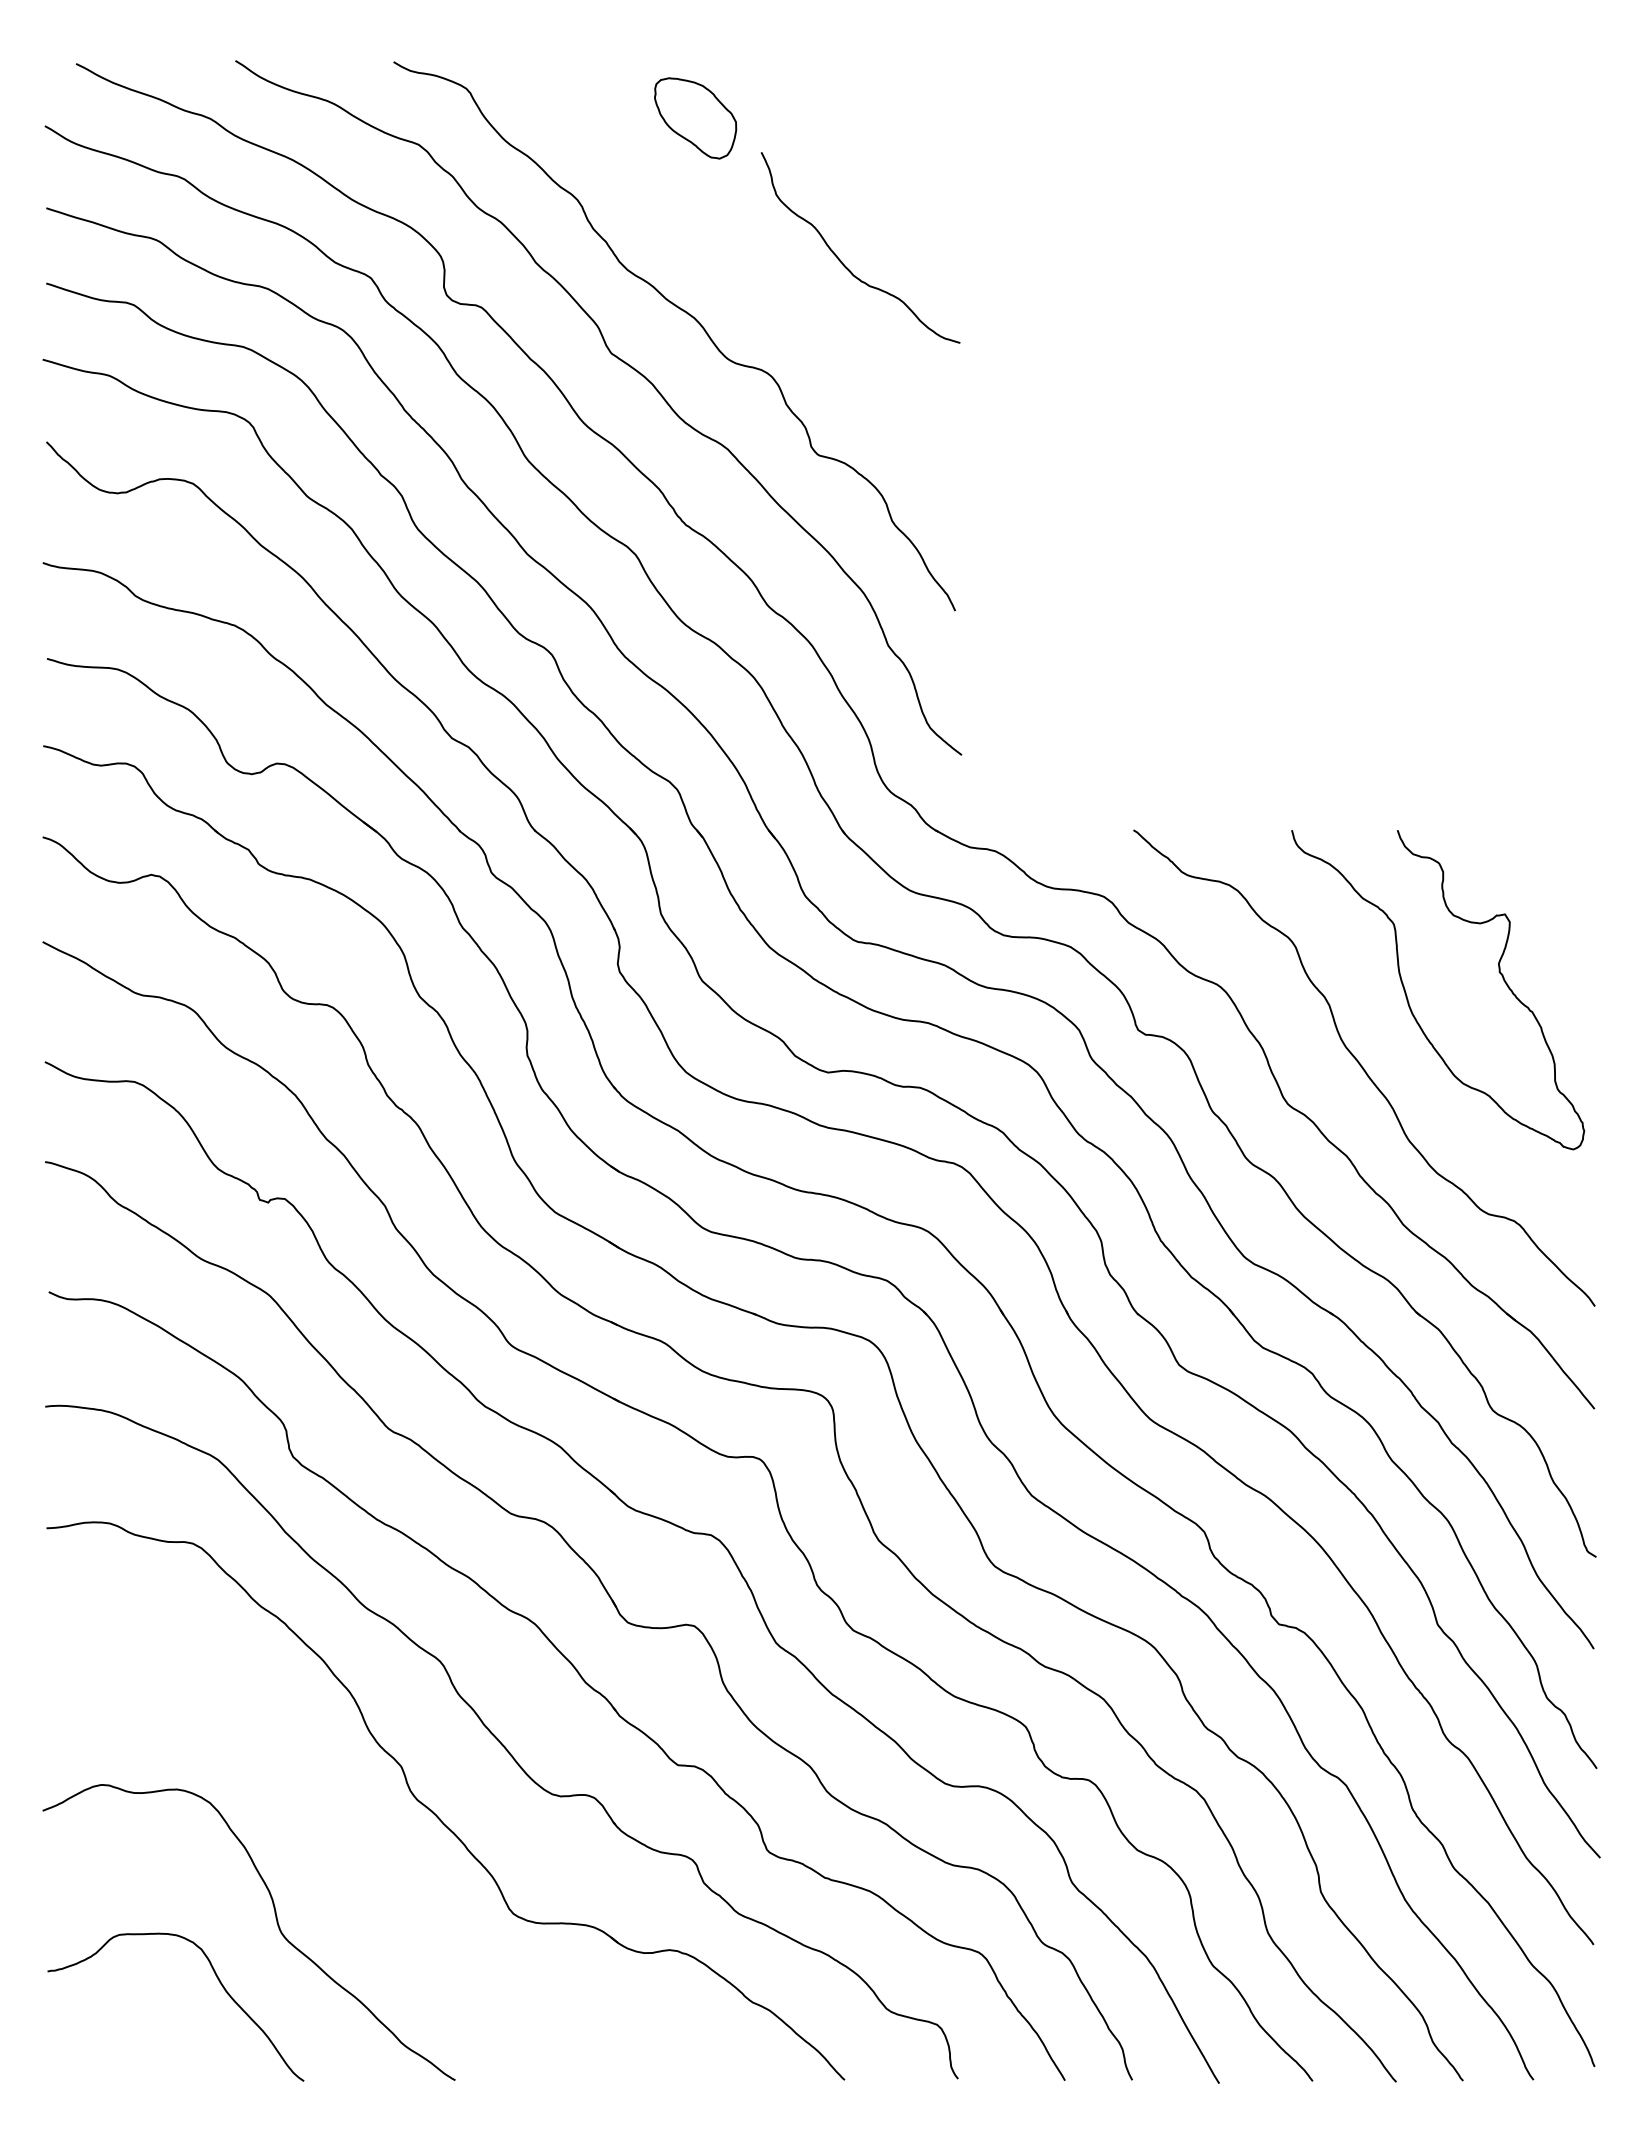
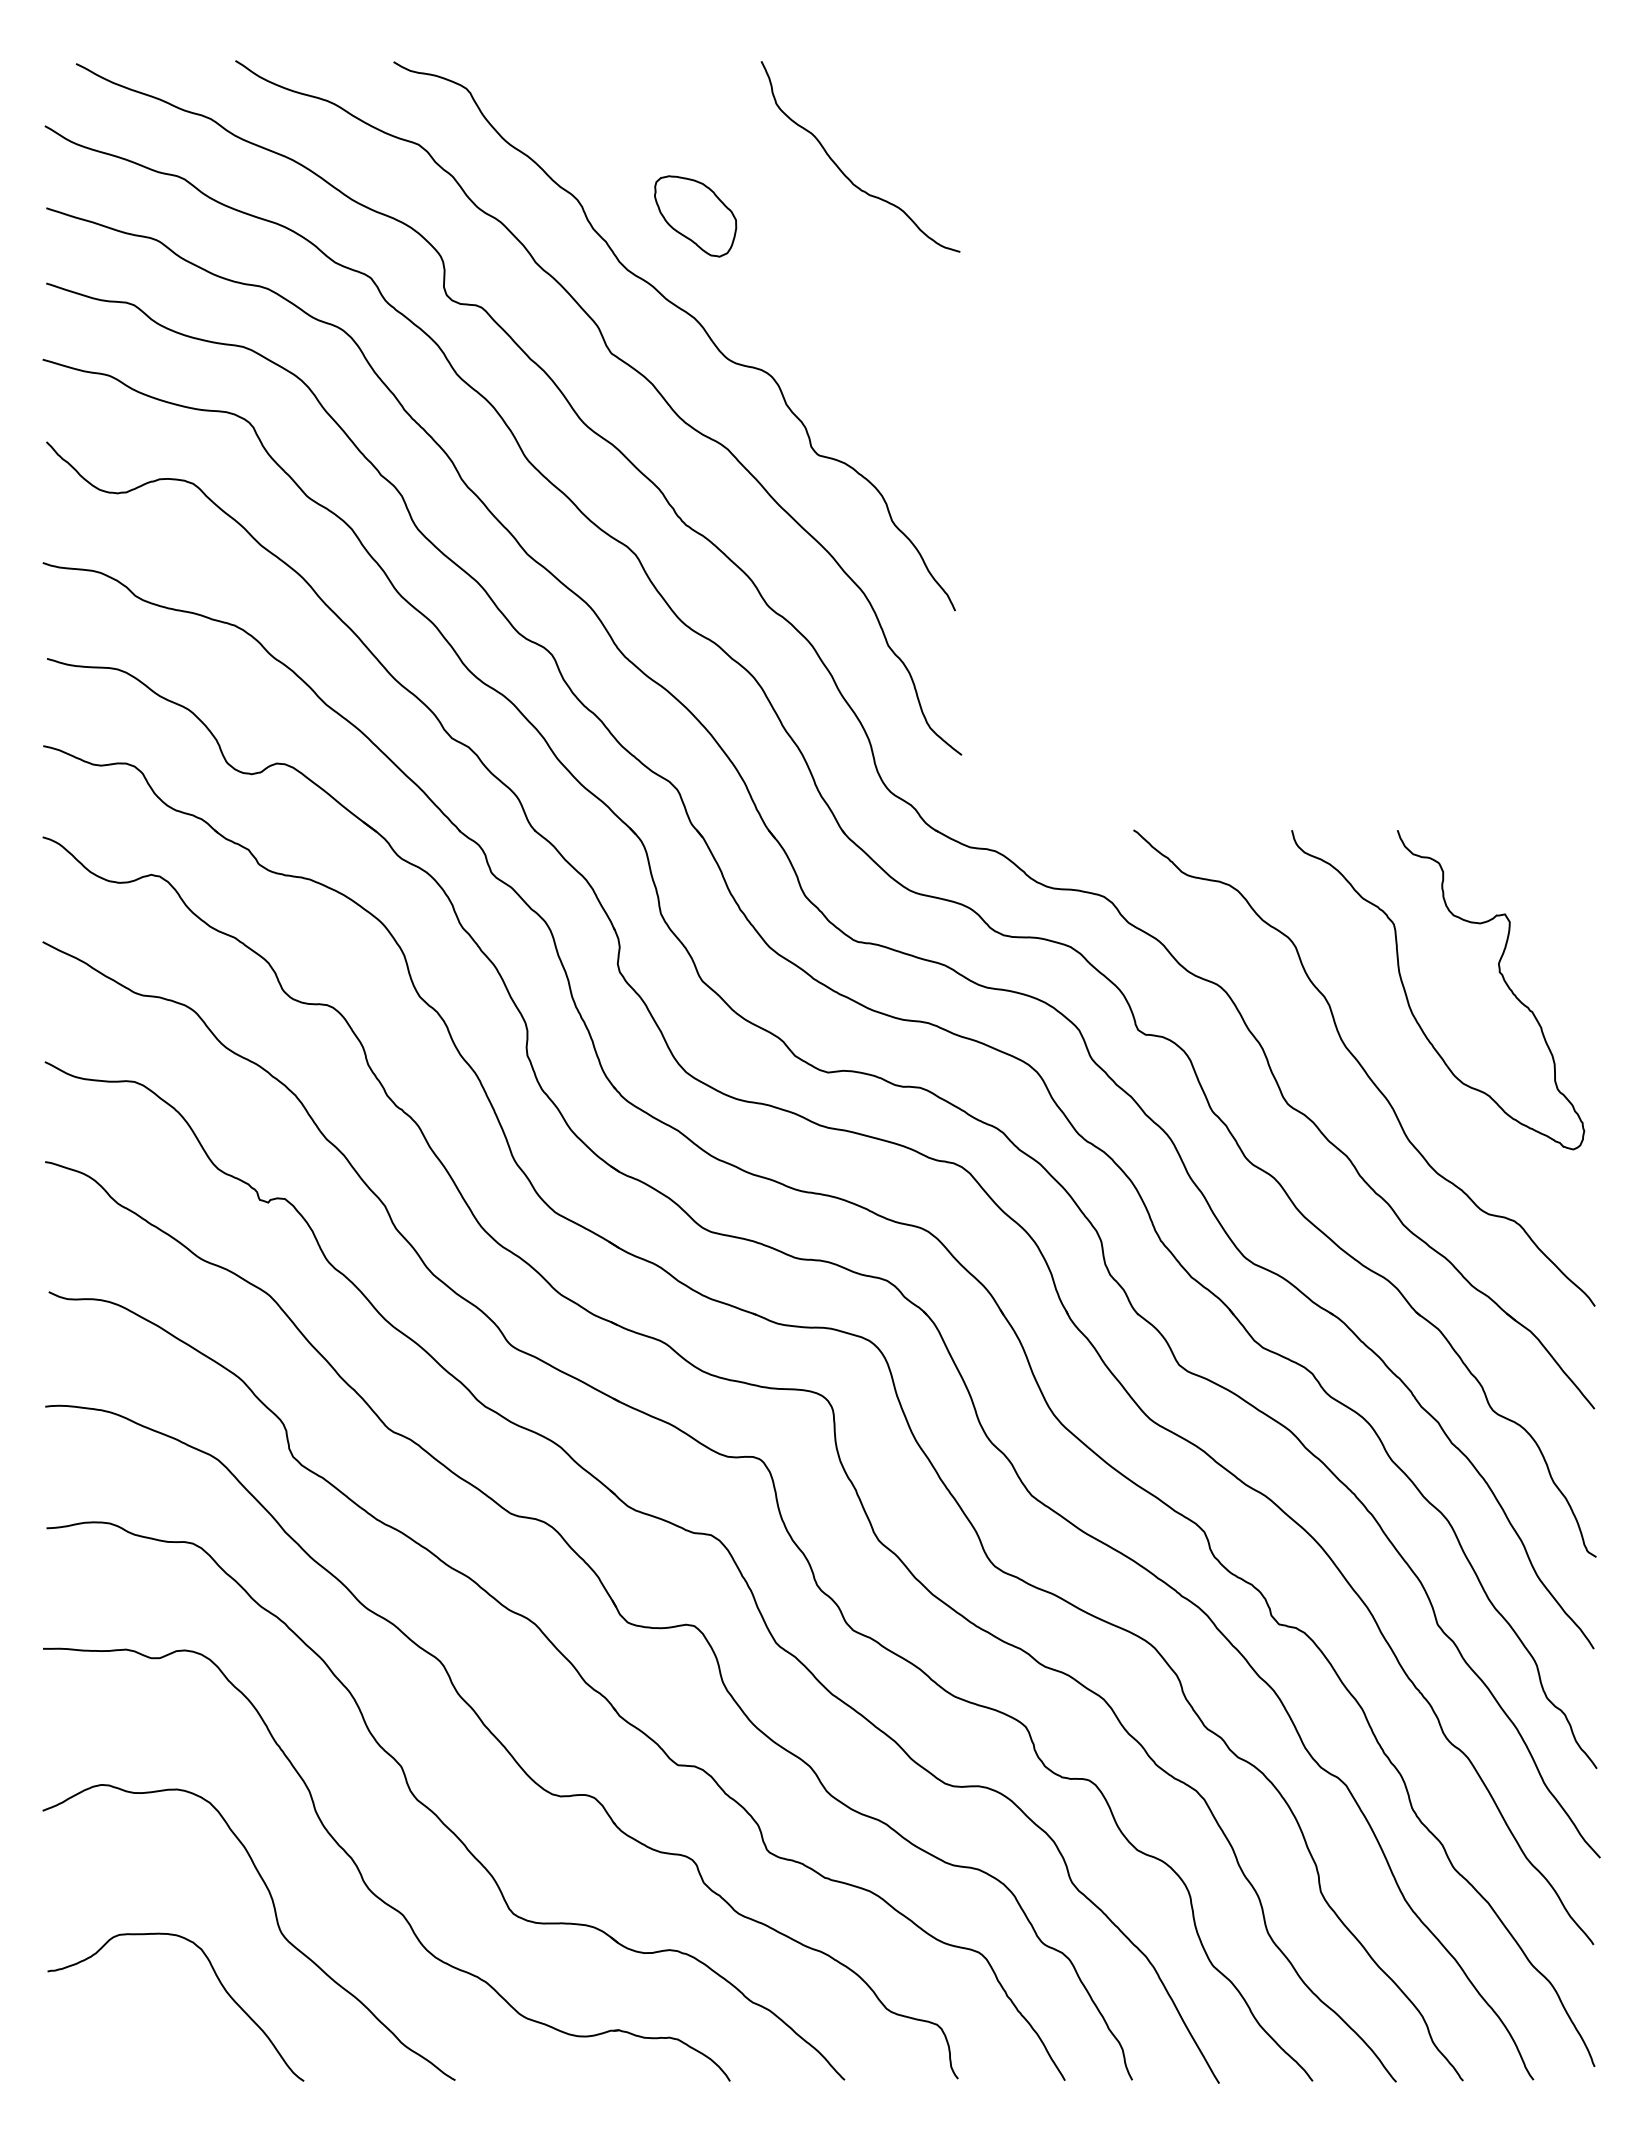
part position: (695, 118) -> (695, 216) (695, 216)
curve position: (841, 260) -> (841, 169) (841, 169)
part: none -> present (362, 1875)
